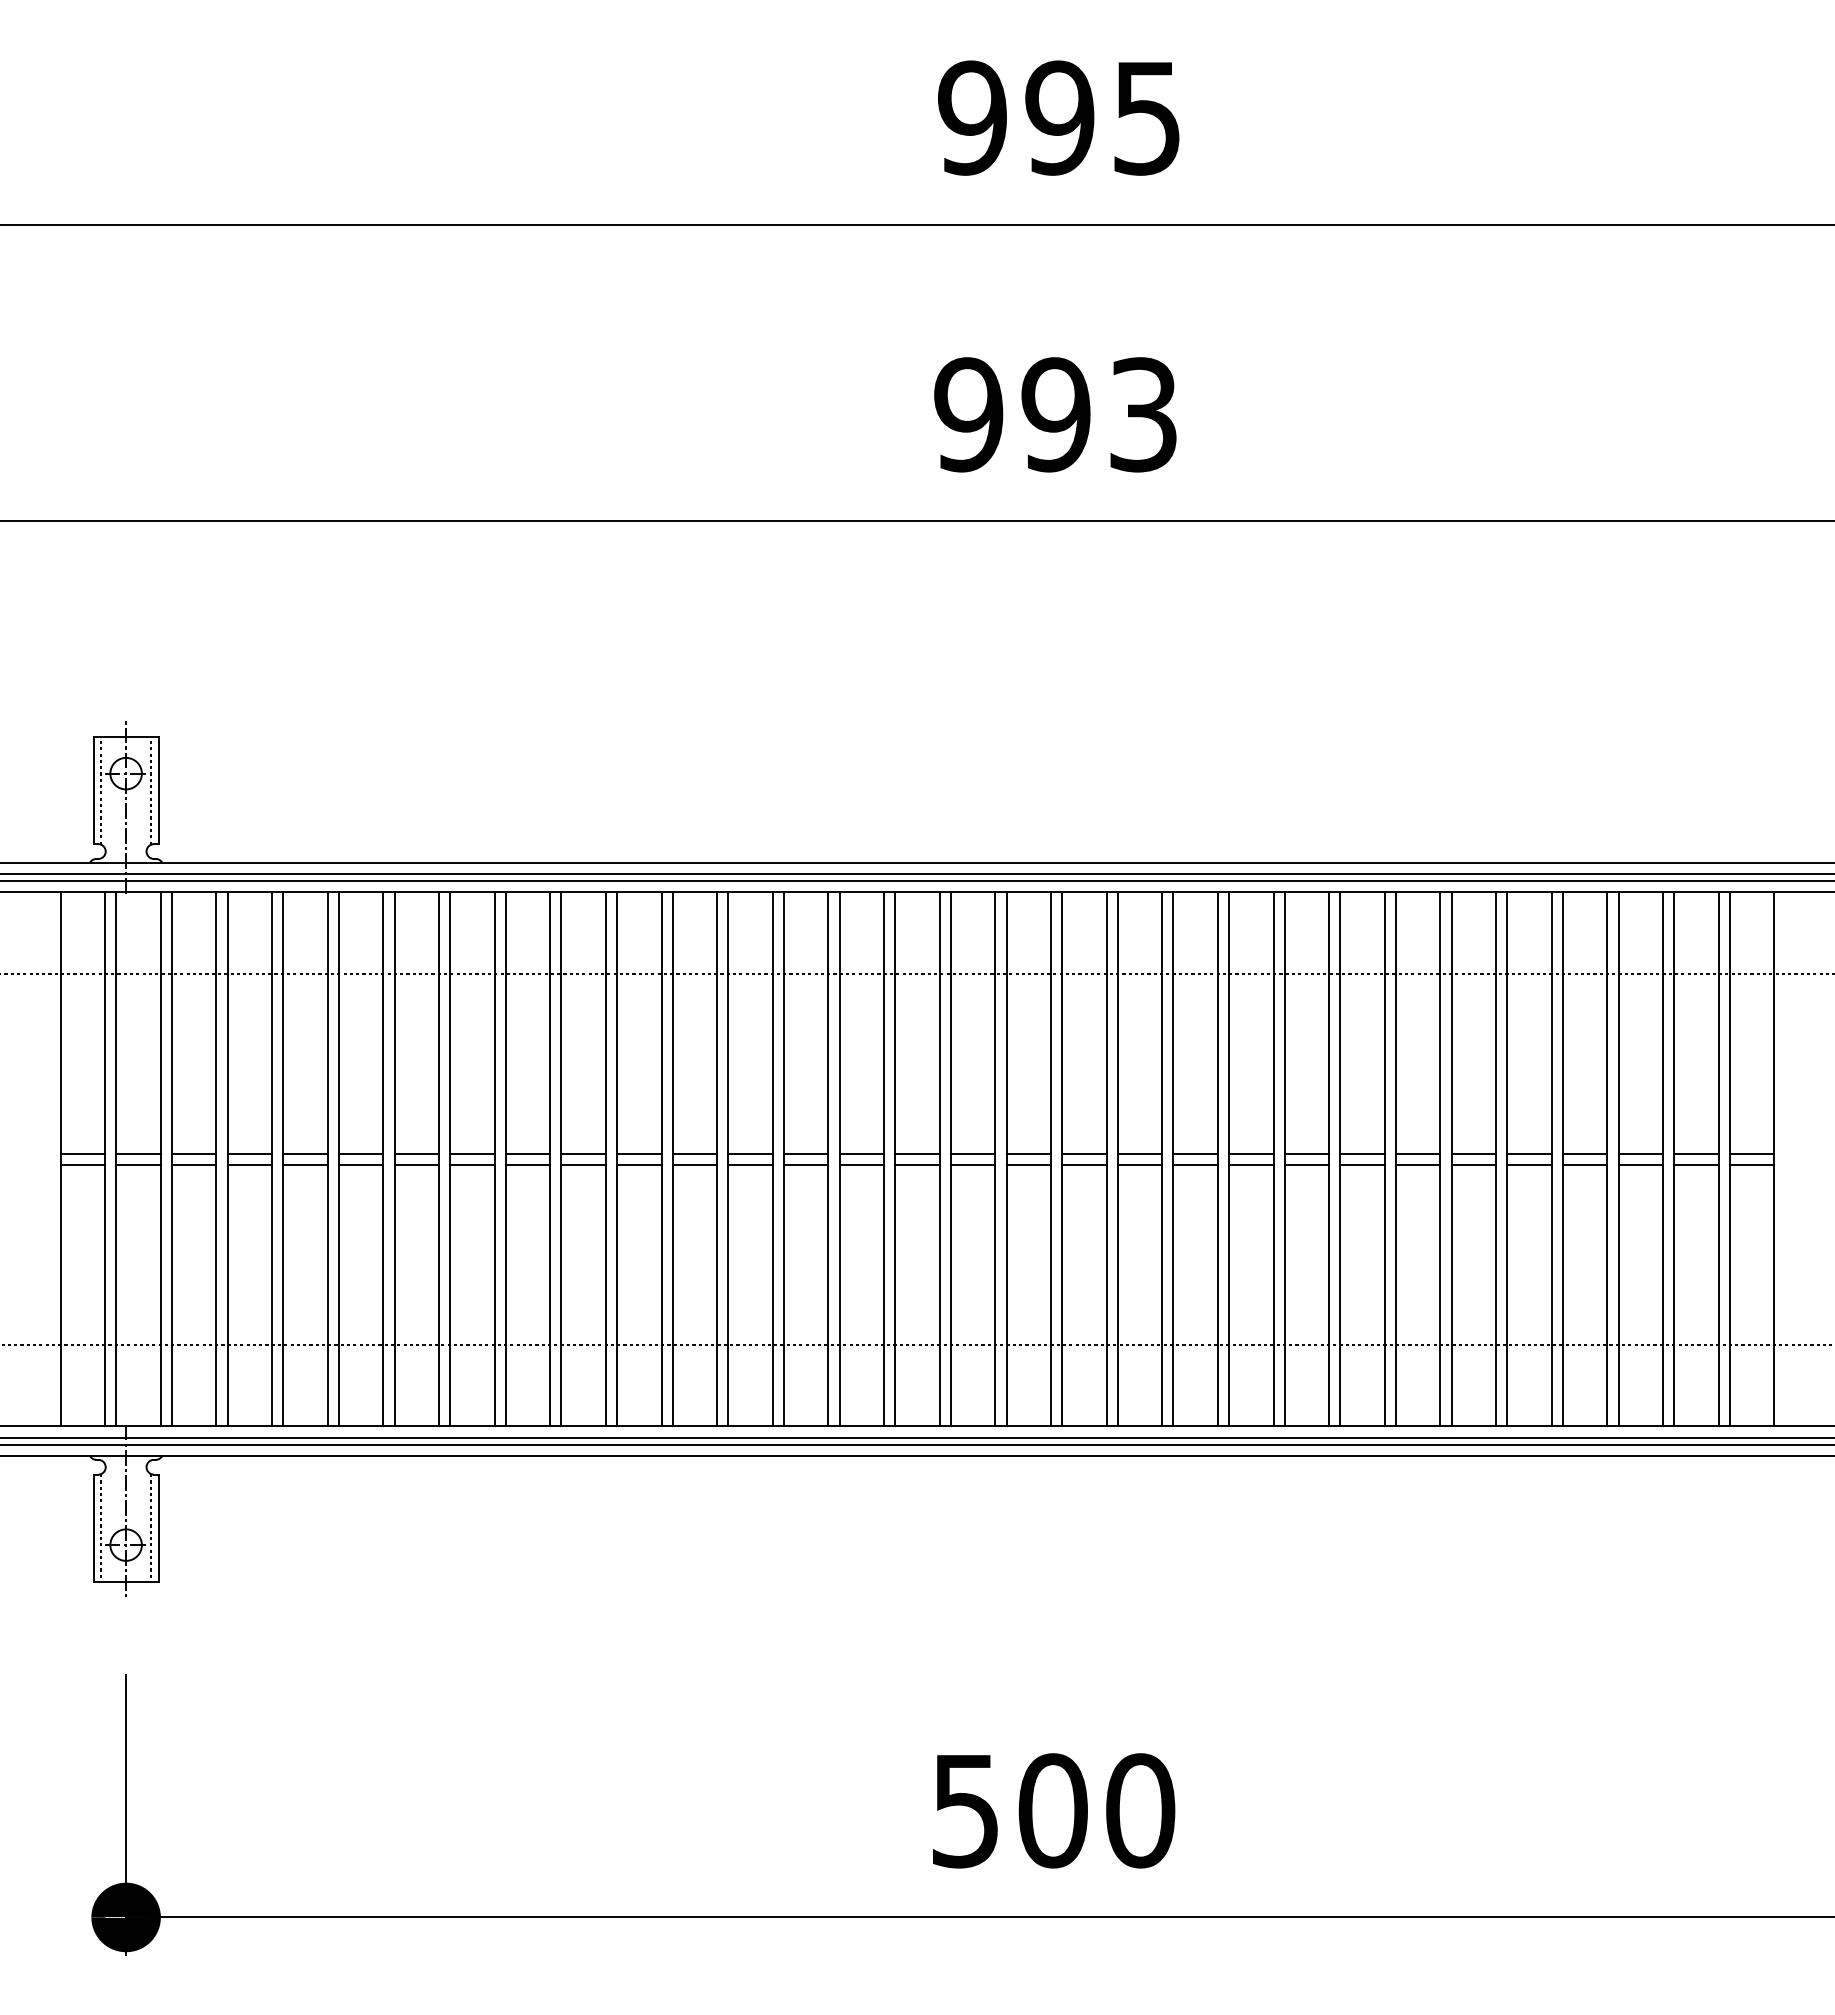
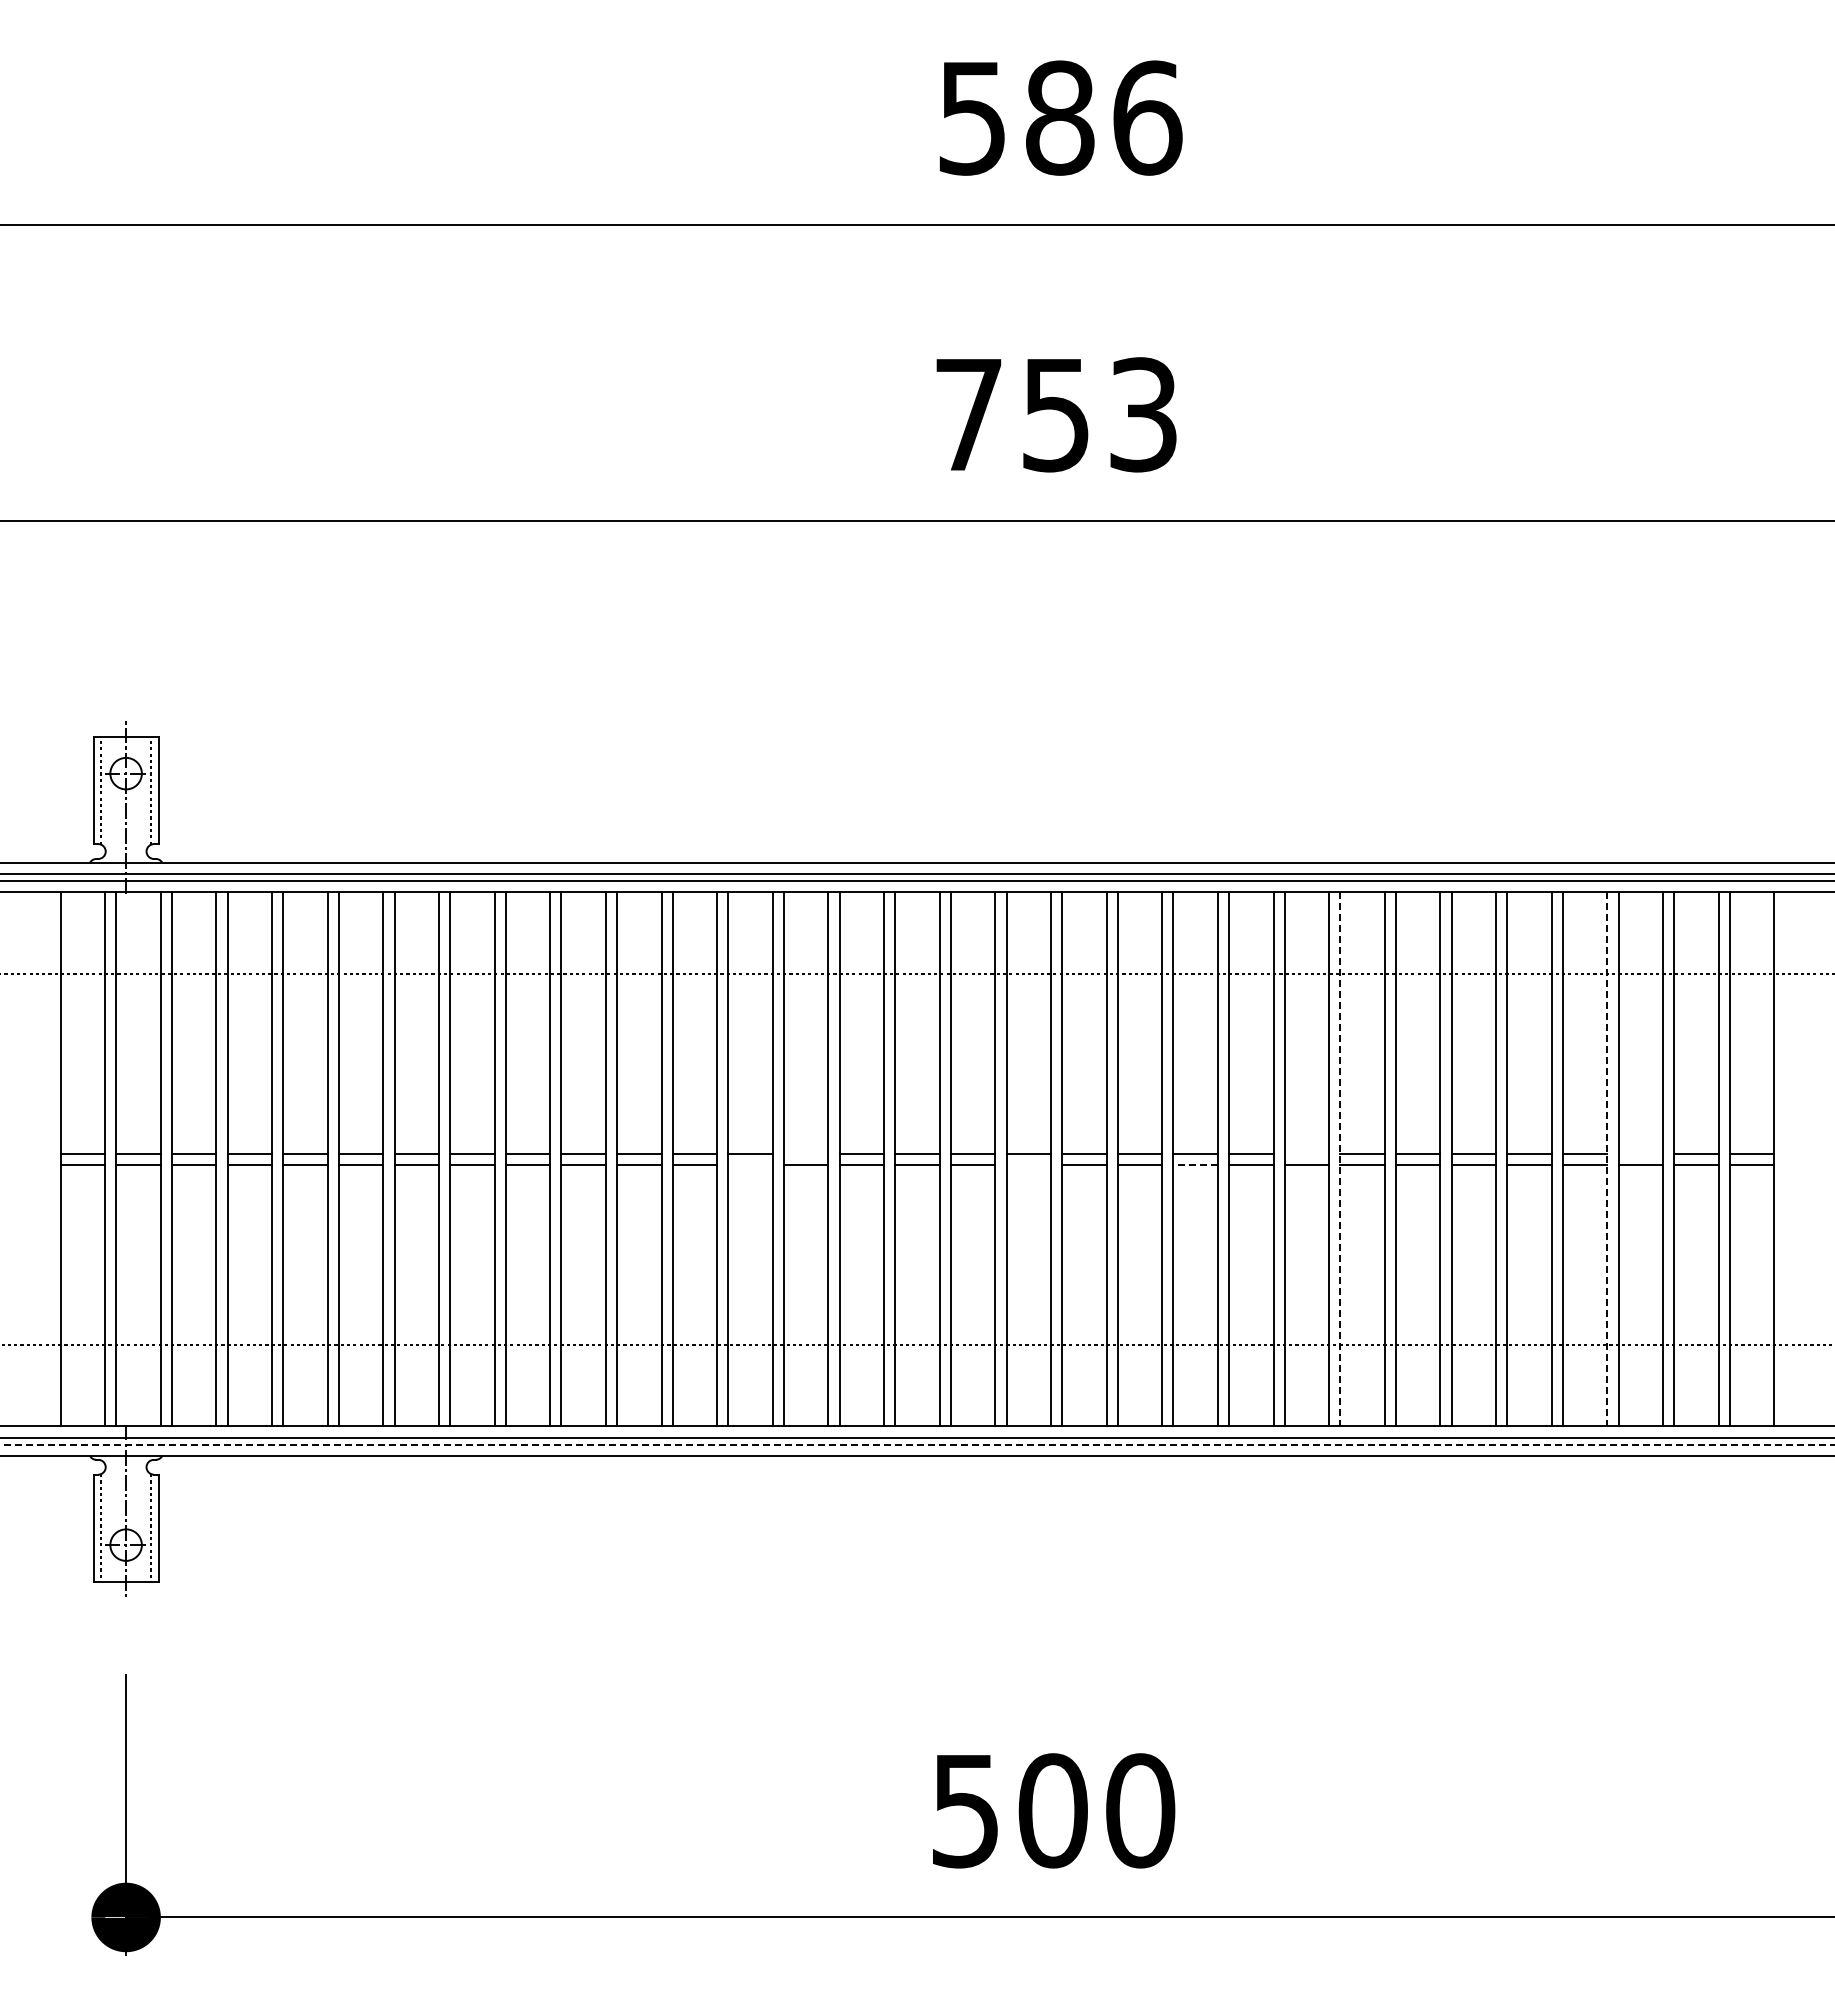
text: 995 -> 586 (1060, 117)
text: 993 -> 753 (1012, 414)
line: present -> none (805, 1153)
line: present -> none (1306, 1153)
line: present -> none (1640, 1153)
line: solid -> dashed (1340, 1159)
line: solid -> dashed (1607, 1159)
line: present -> none (750, 1164)
line: present -> none (1028, 1164)
line: solid -> dashed (1195, 1164)
line: solid -> dashed (917, 1445)
